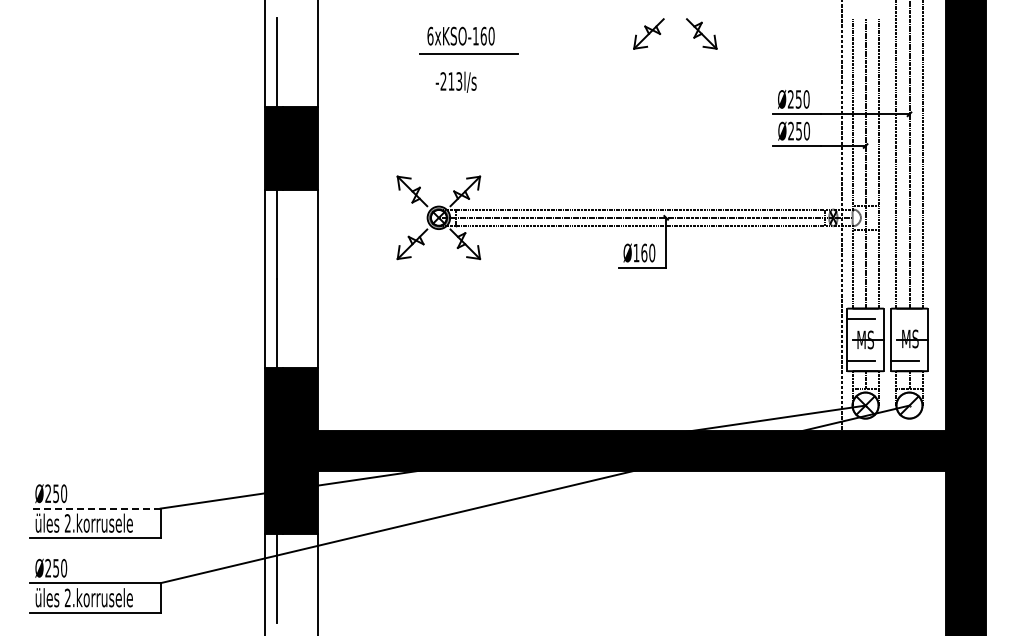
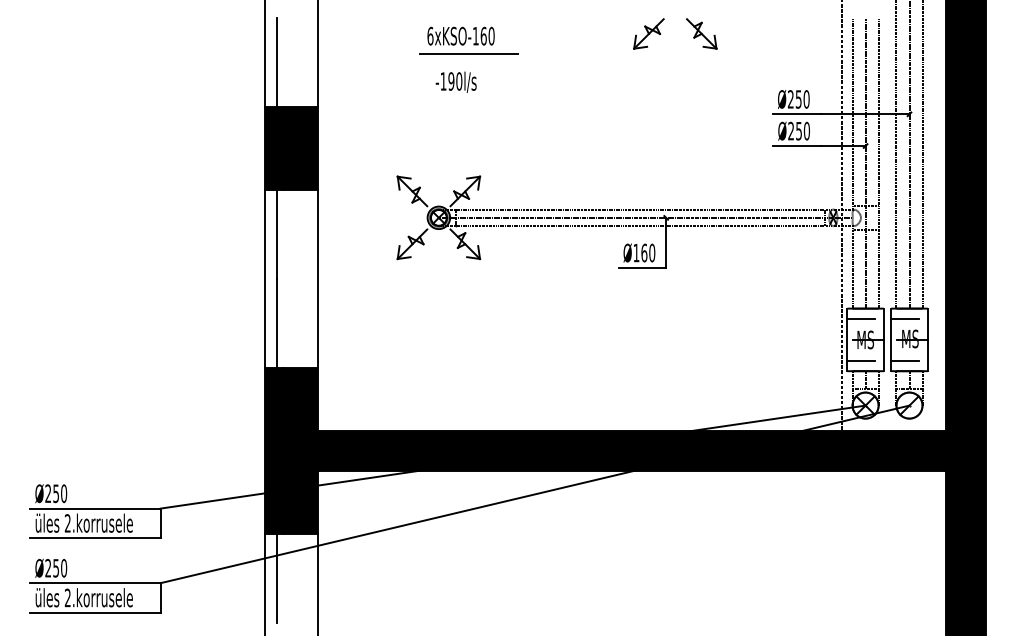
text: -213l/s -> -190l/s (451, 81)
line: none -> present (904, 319)
line: dashed -> solid (95, 508)
